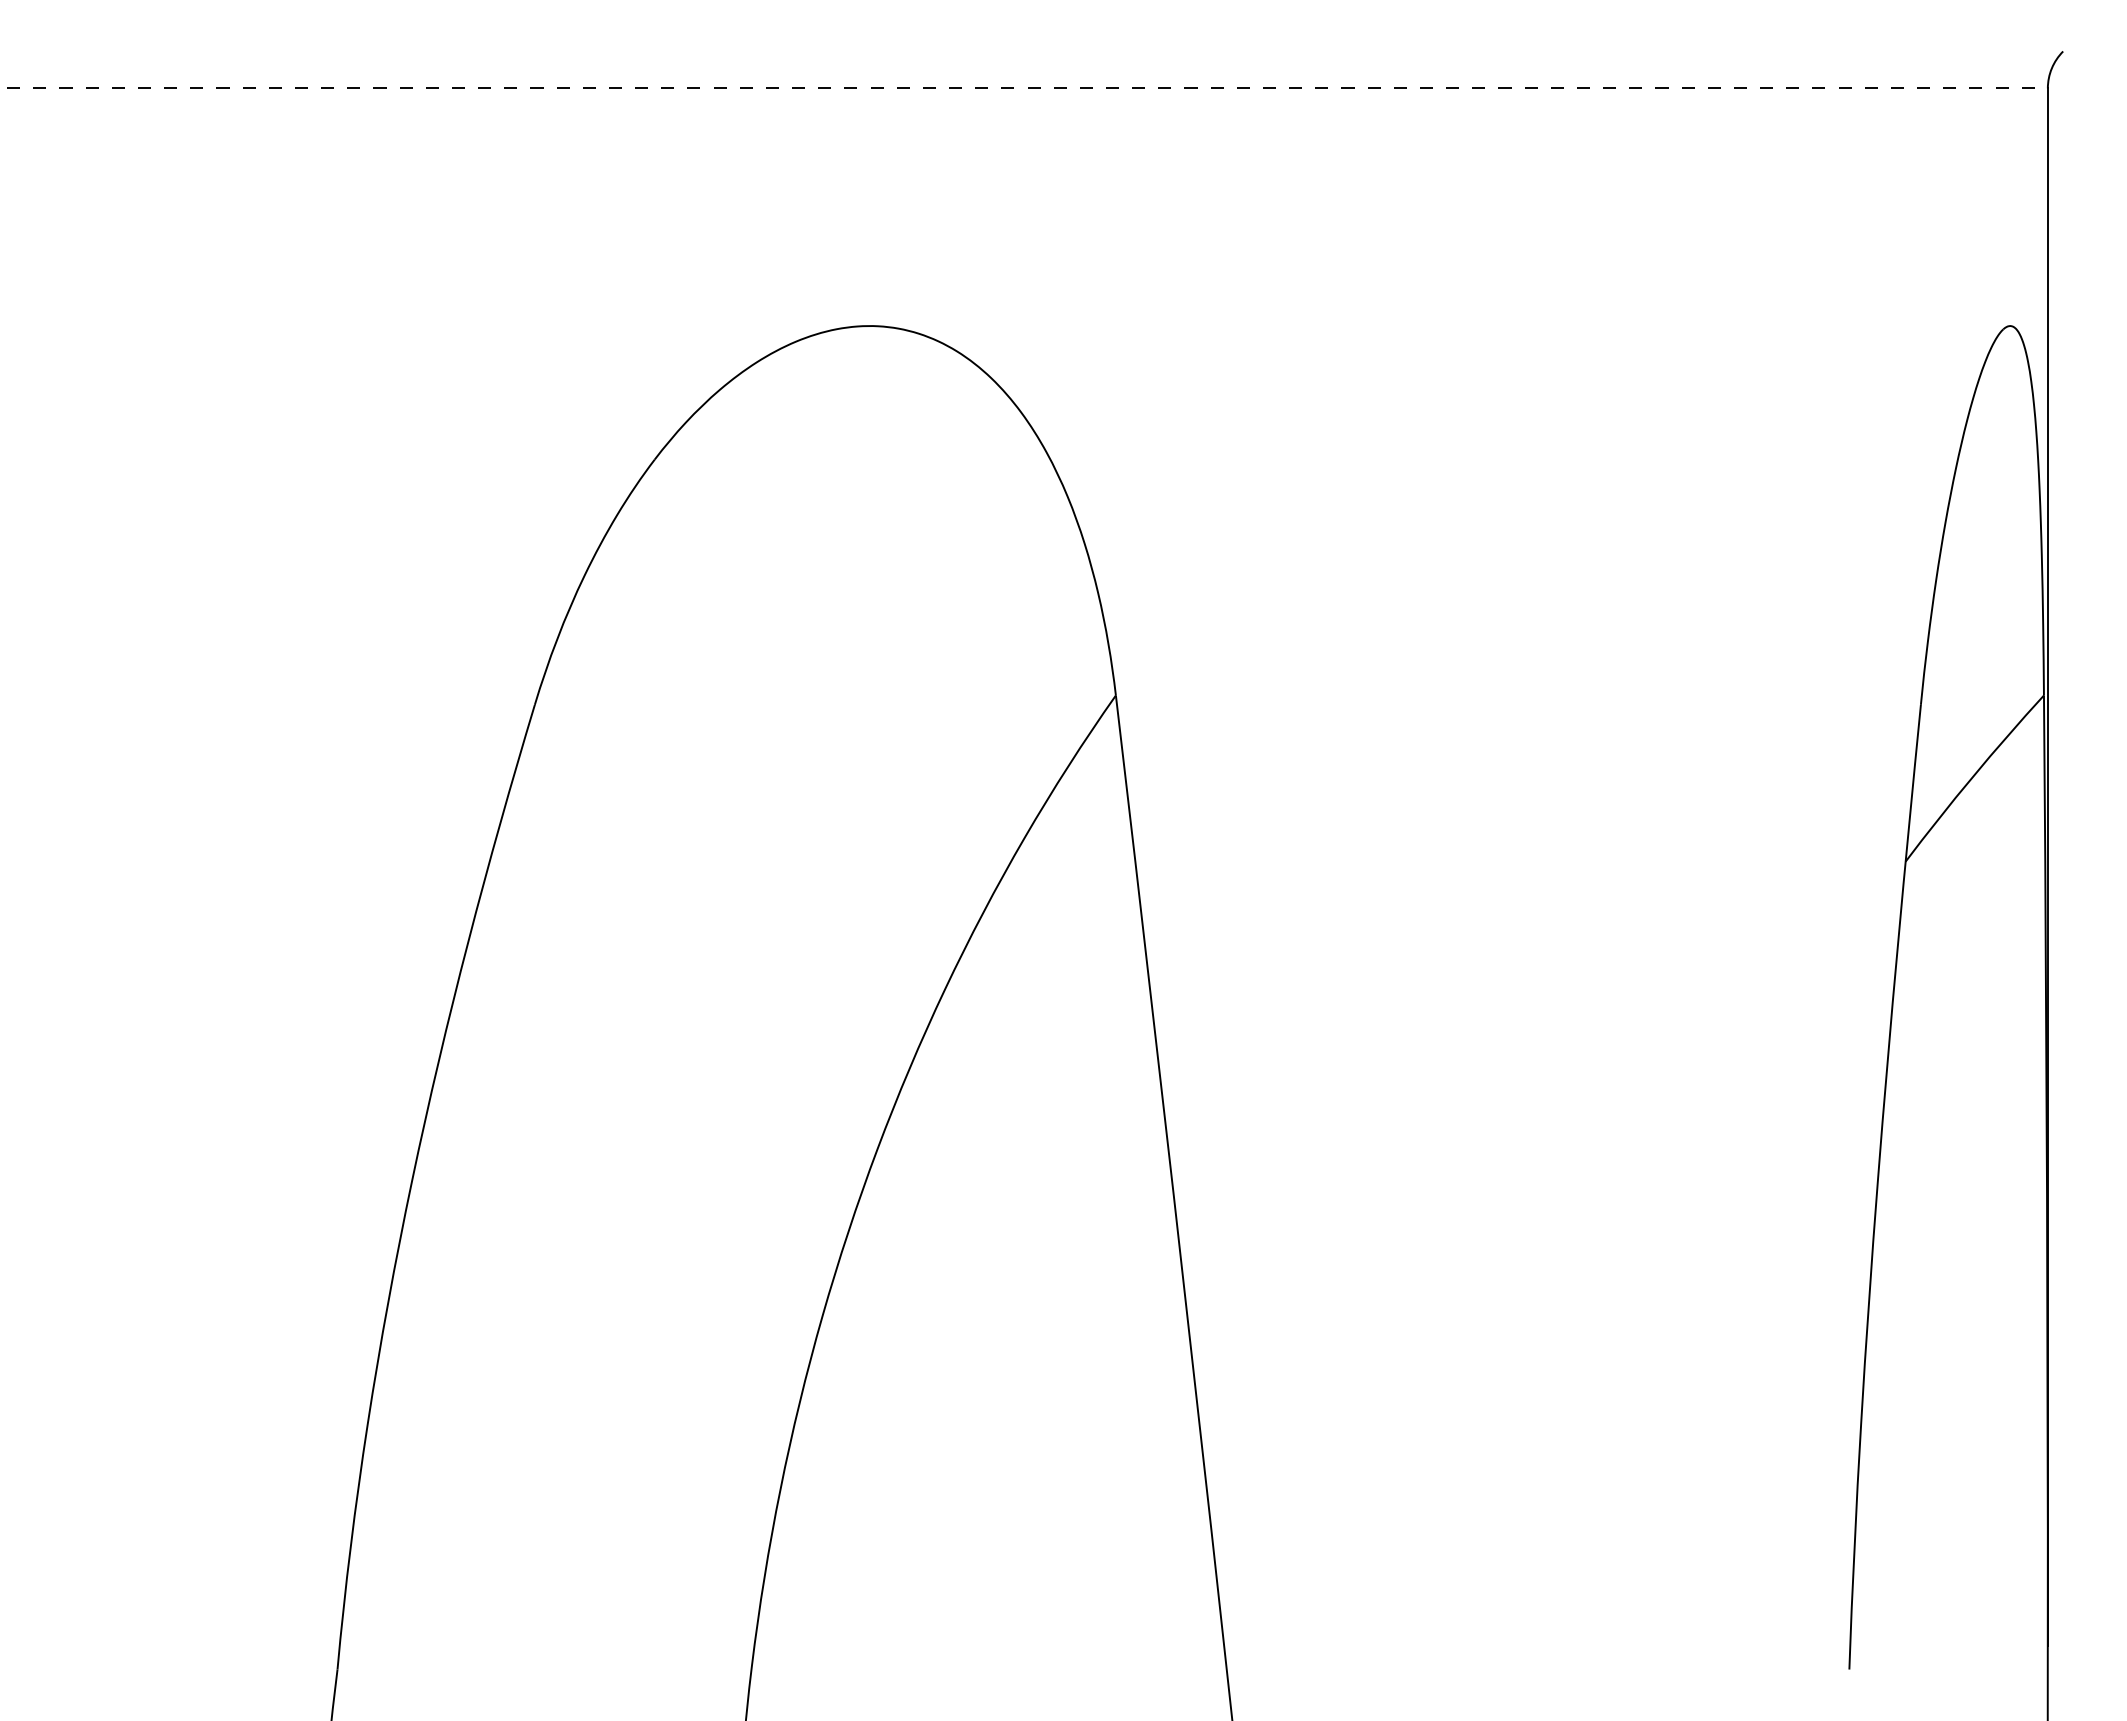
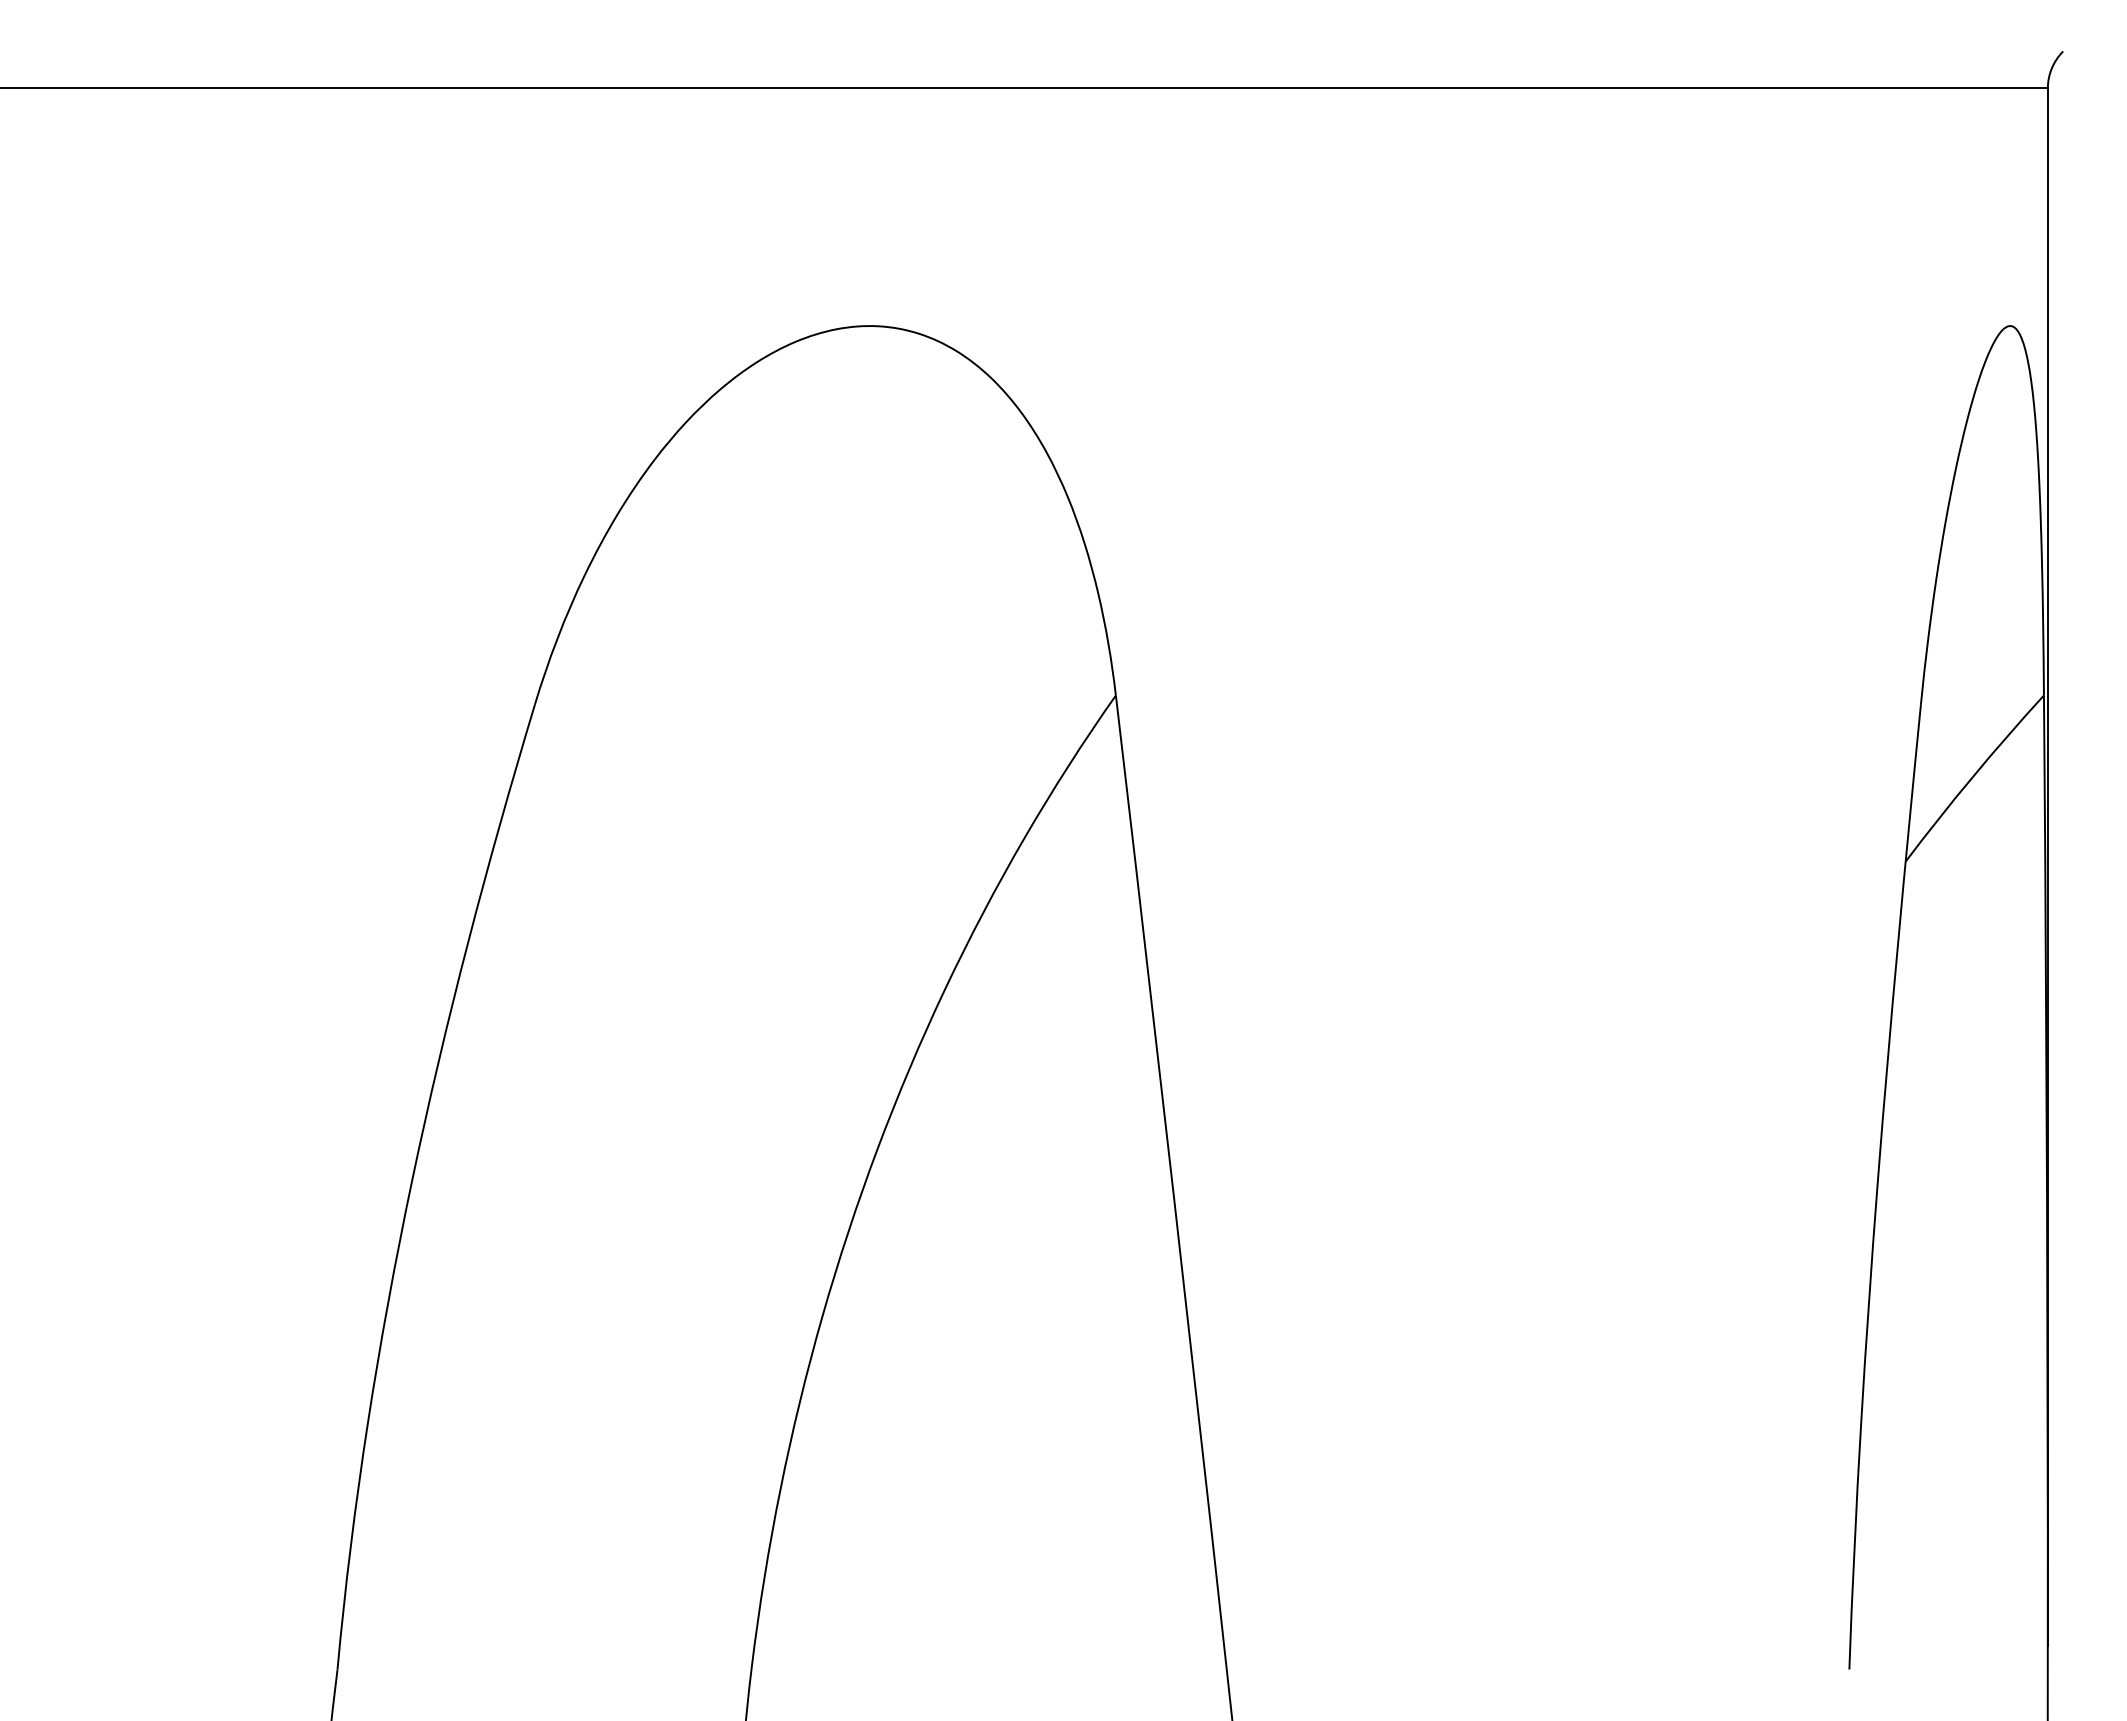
line: dashed -> solid (1024, 88)
